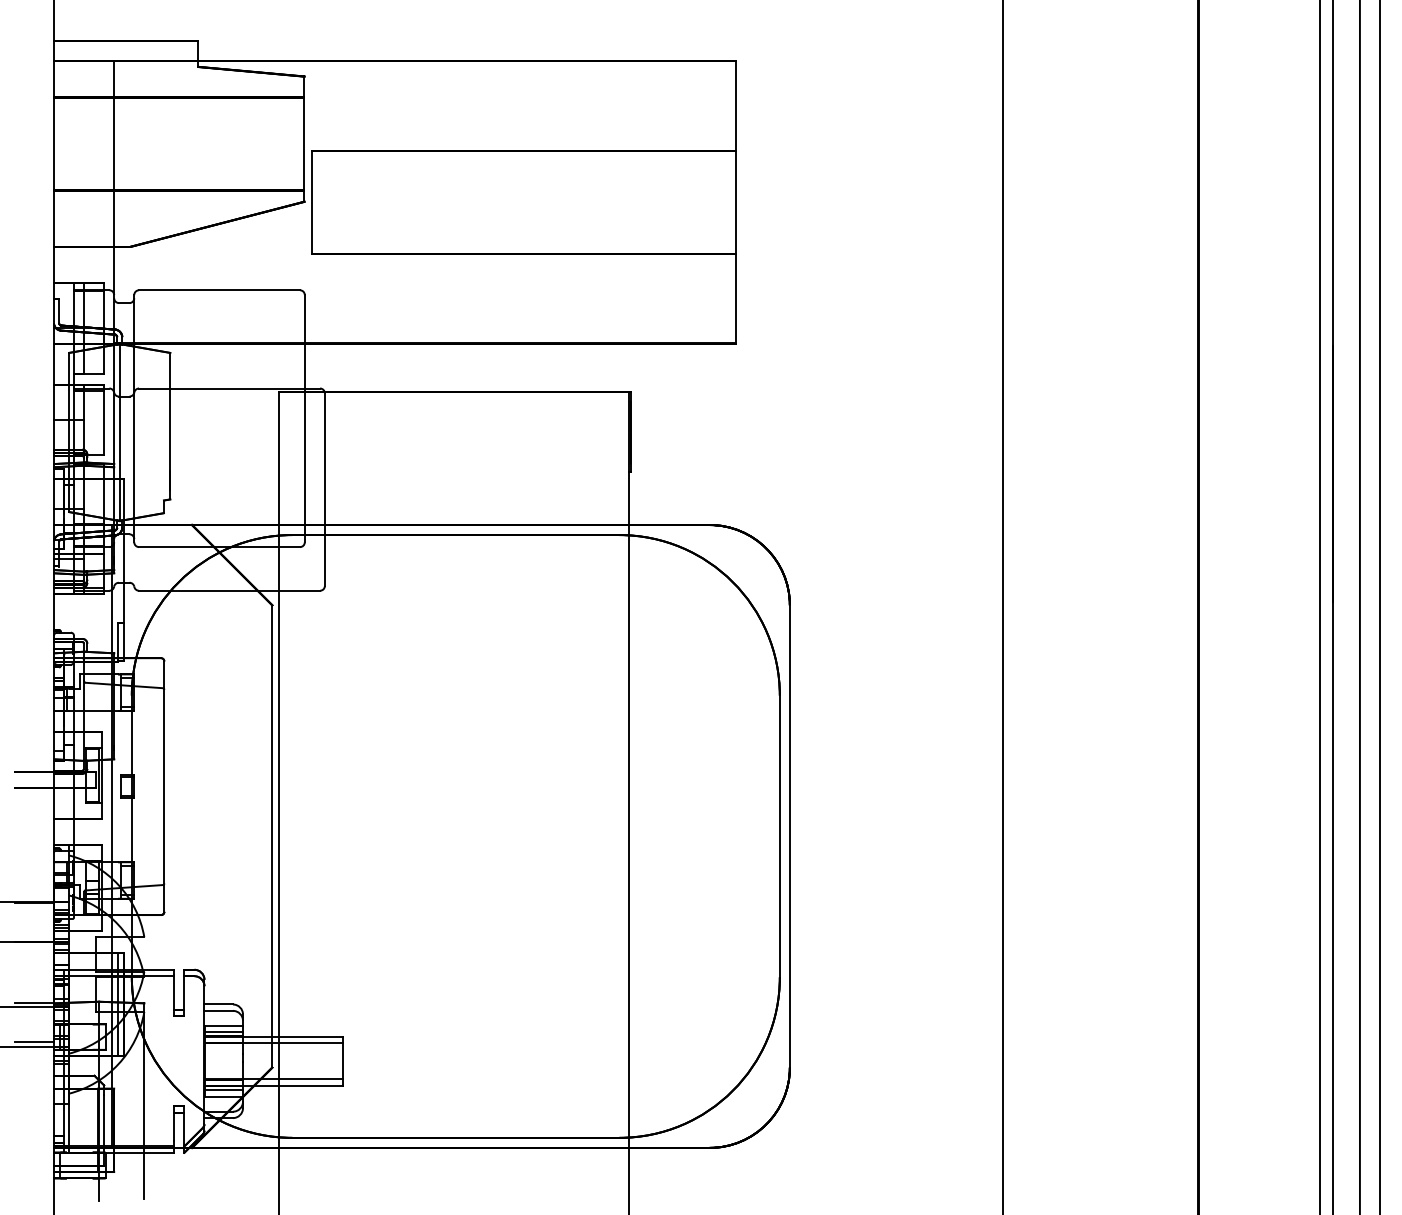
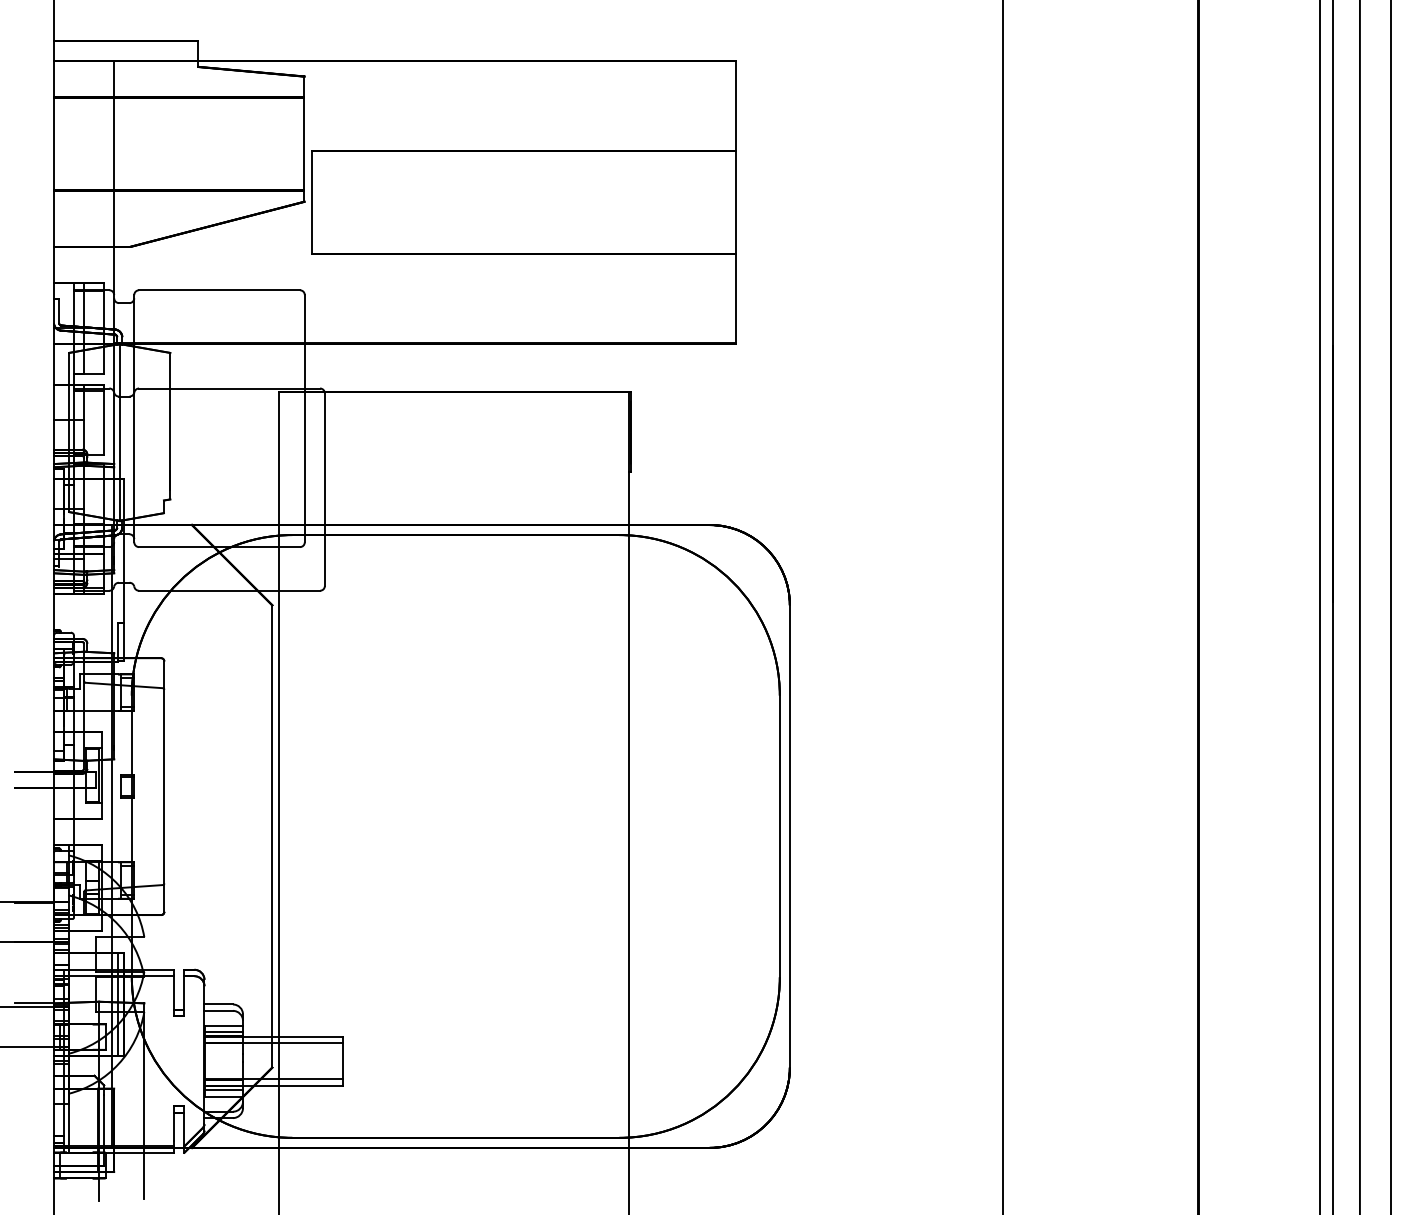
line position: (1380, 606) -> (1391, 606) (1391, 606)
line: present -> none (34, 1042)
